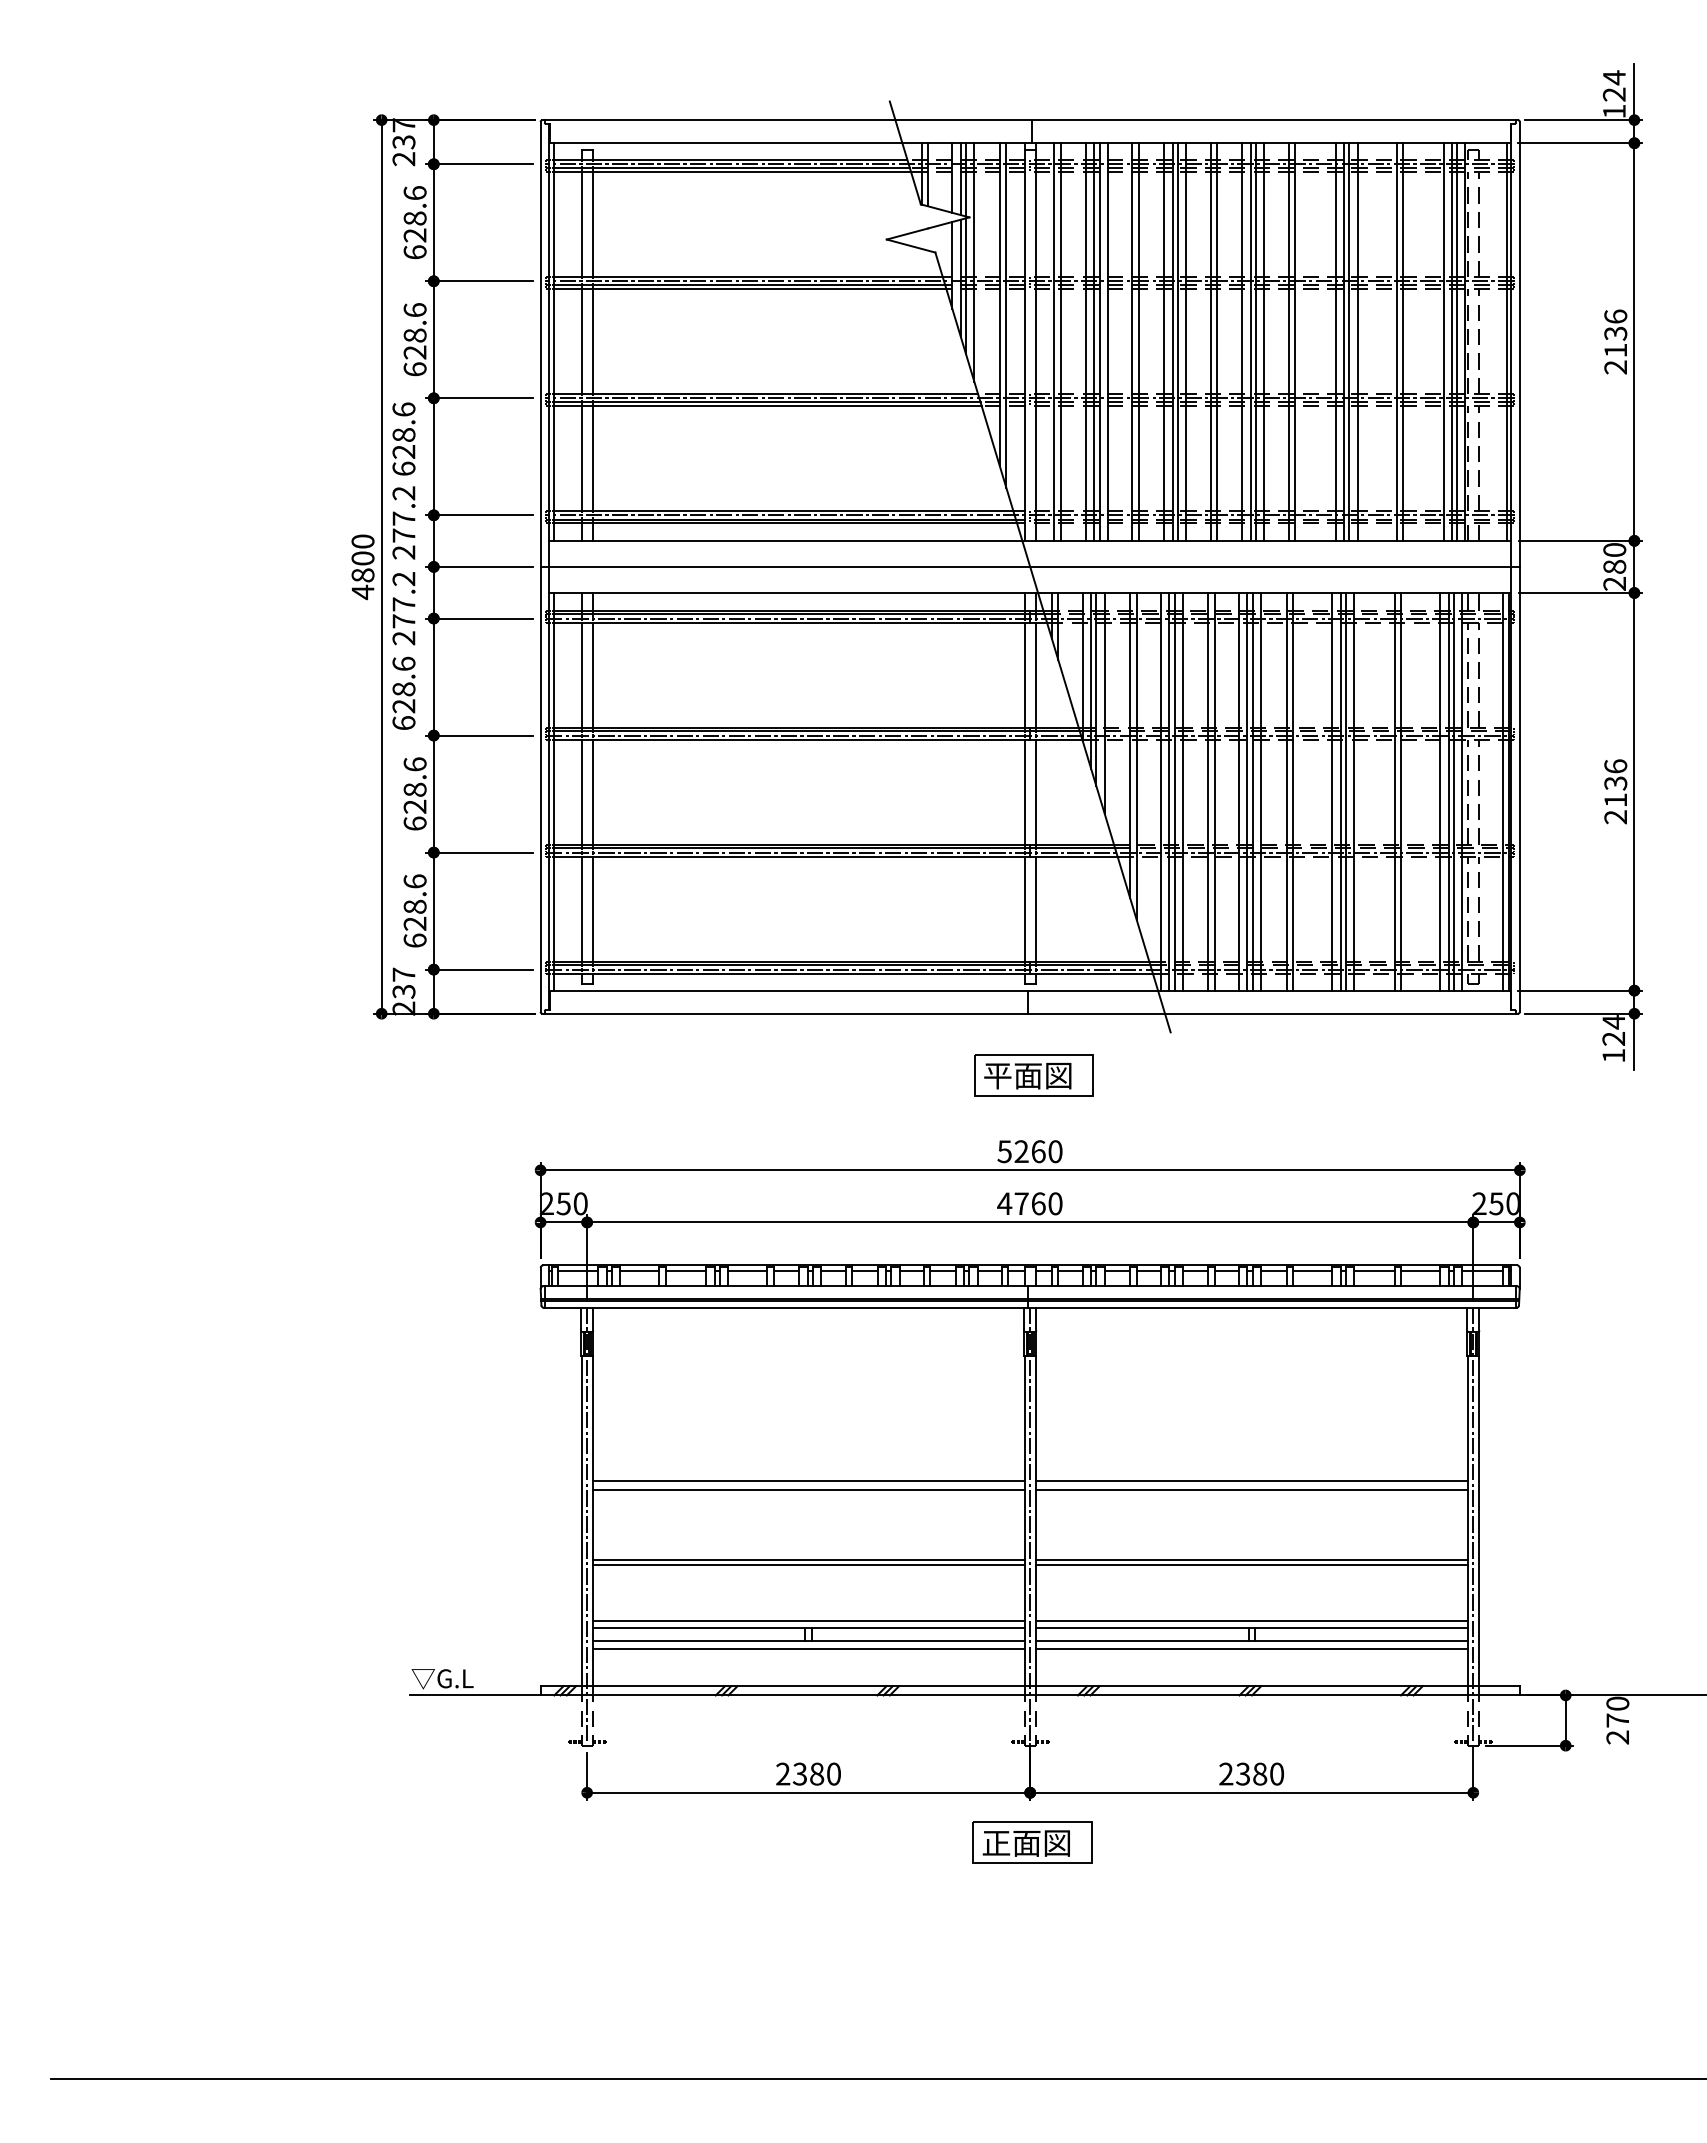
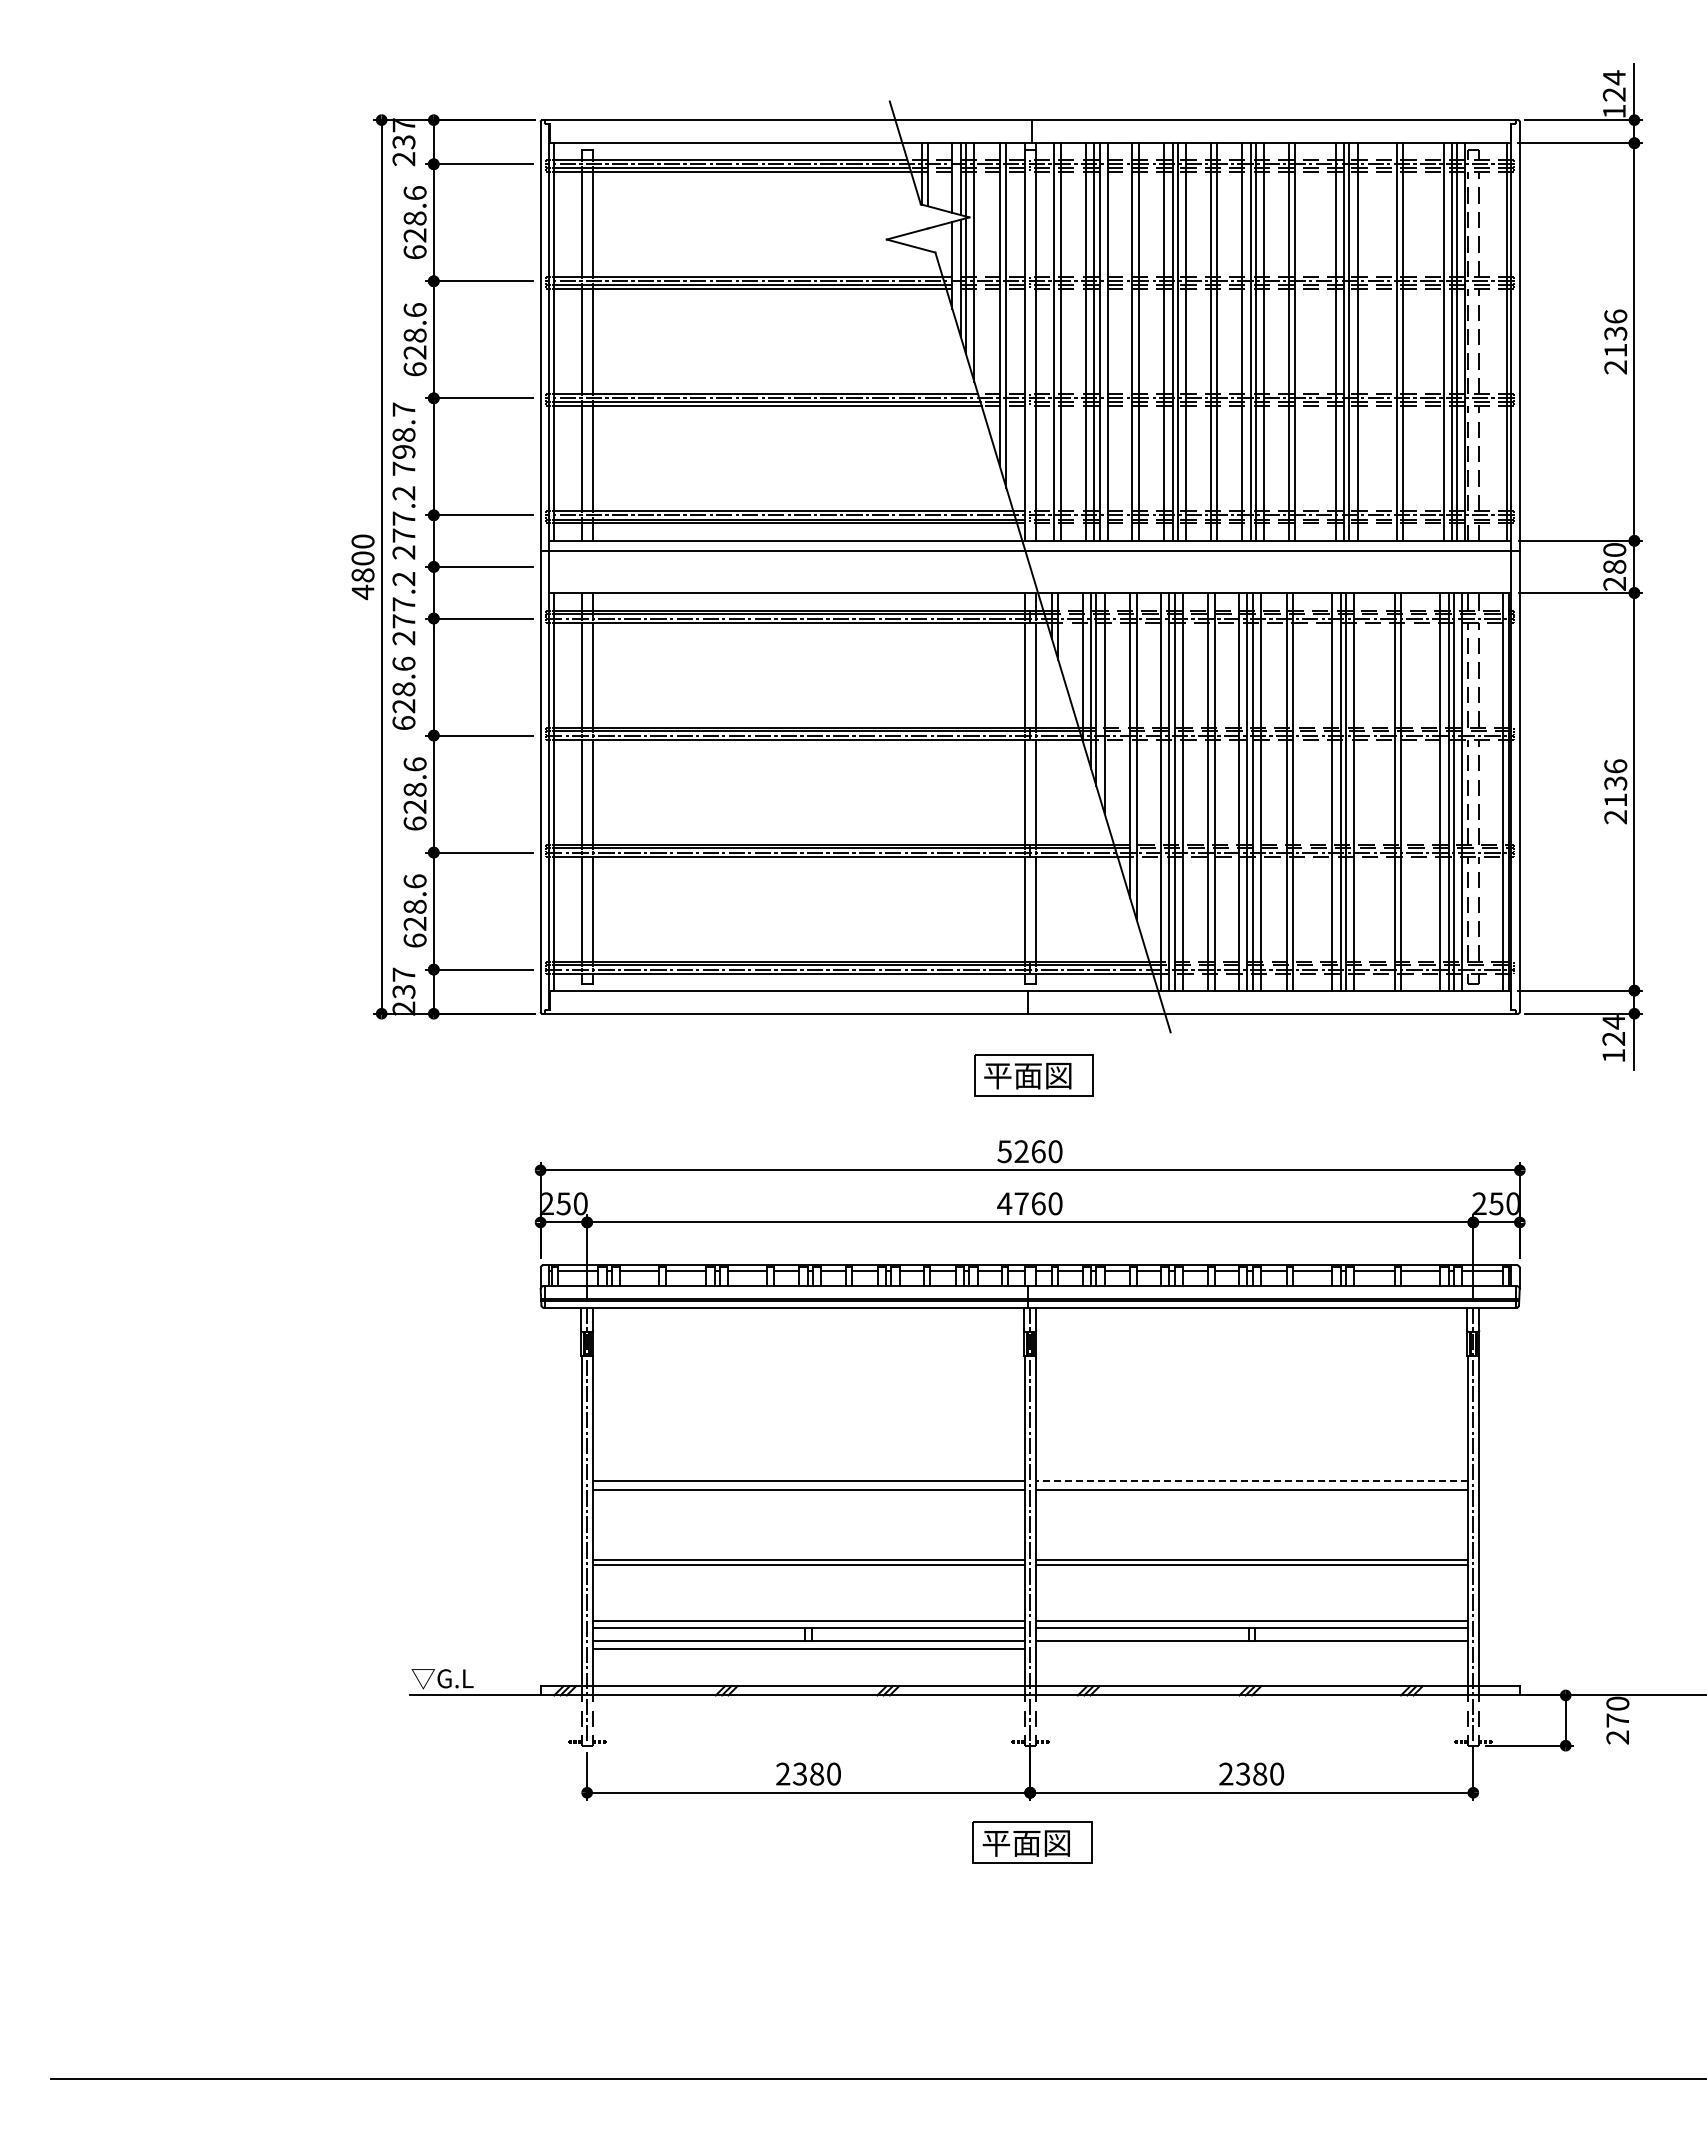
text: 628.6 -> 798.7 (403, 438)
line position: (1029, 566) -> (1029, 550) (1029, 550)
line: solid -> dashed (1251, 1481)
line: present -> none (1251, 1648)
text: 正面図 -> 平面図 (996, 1843)
